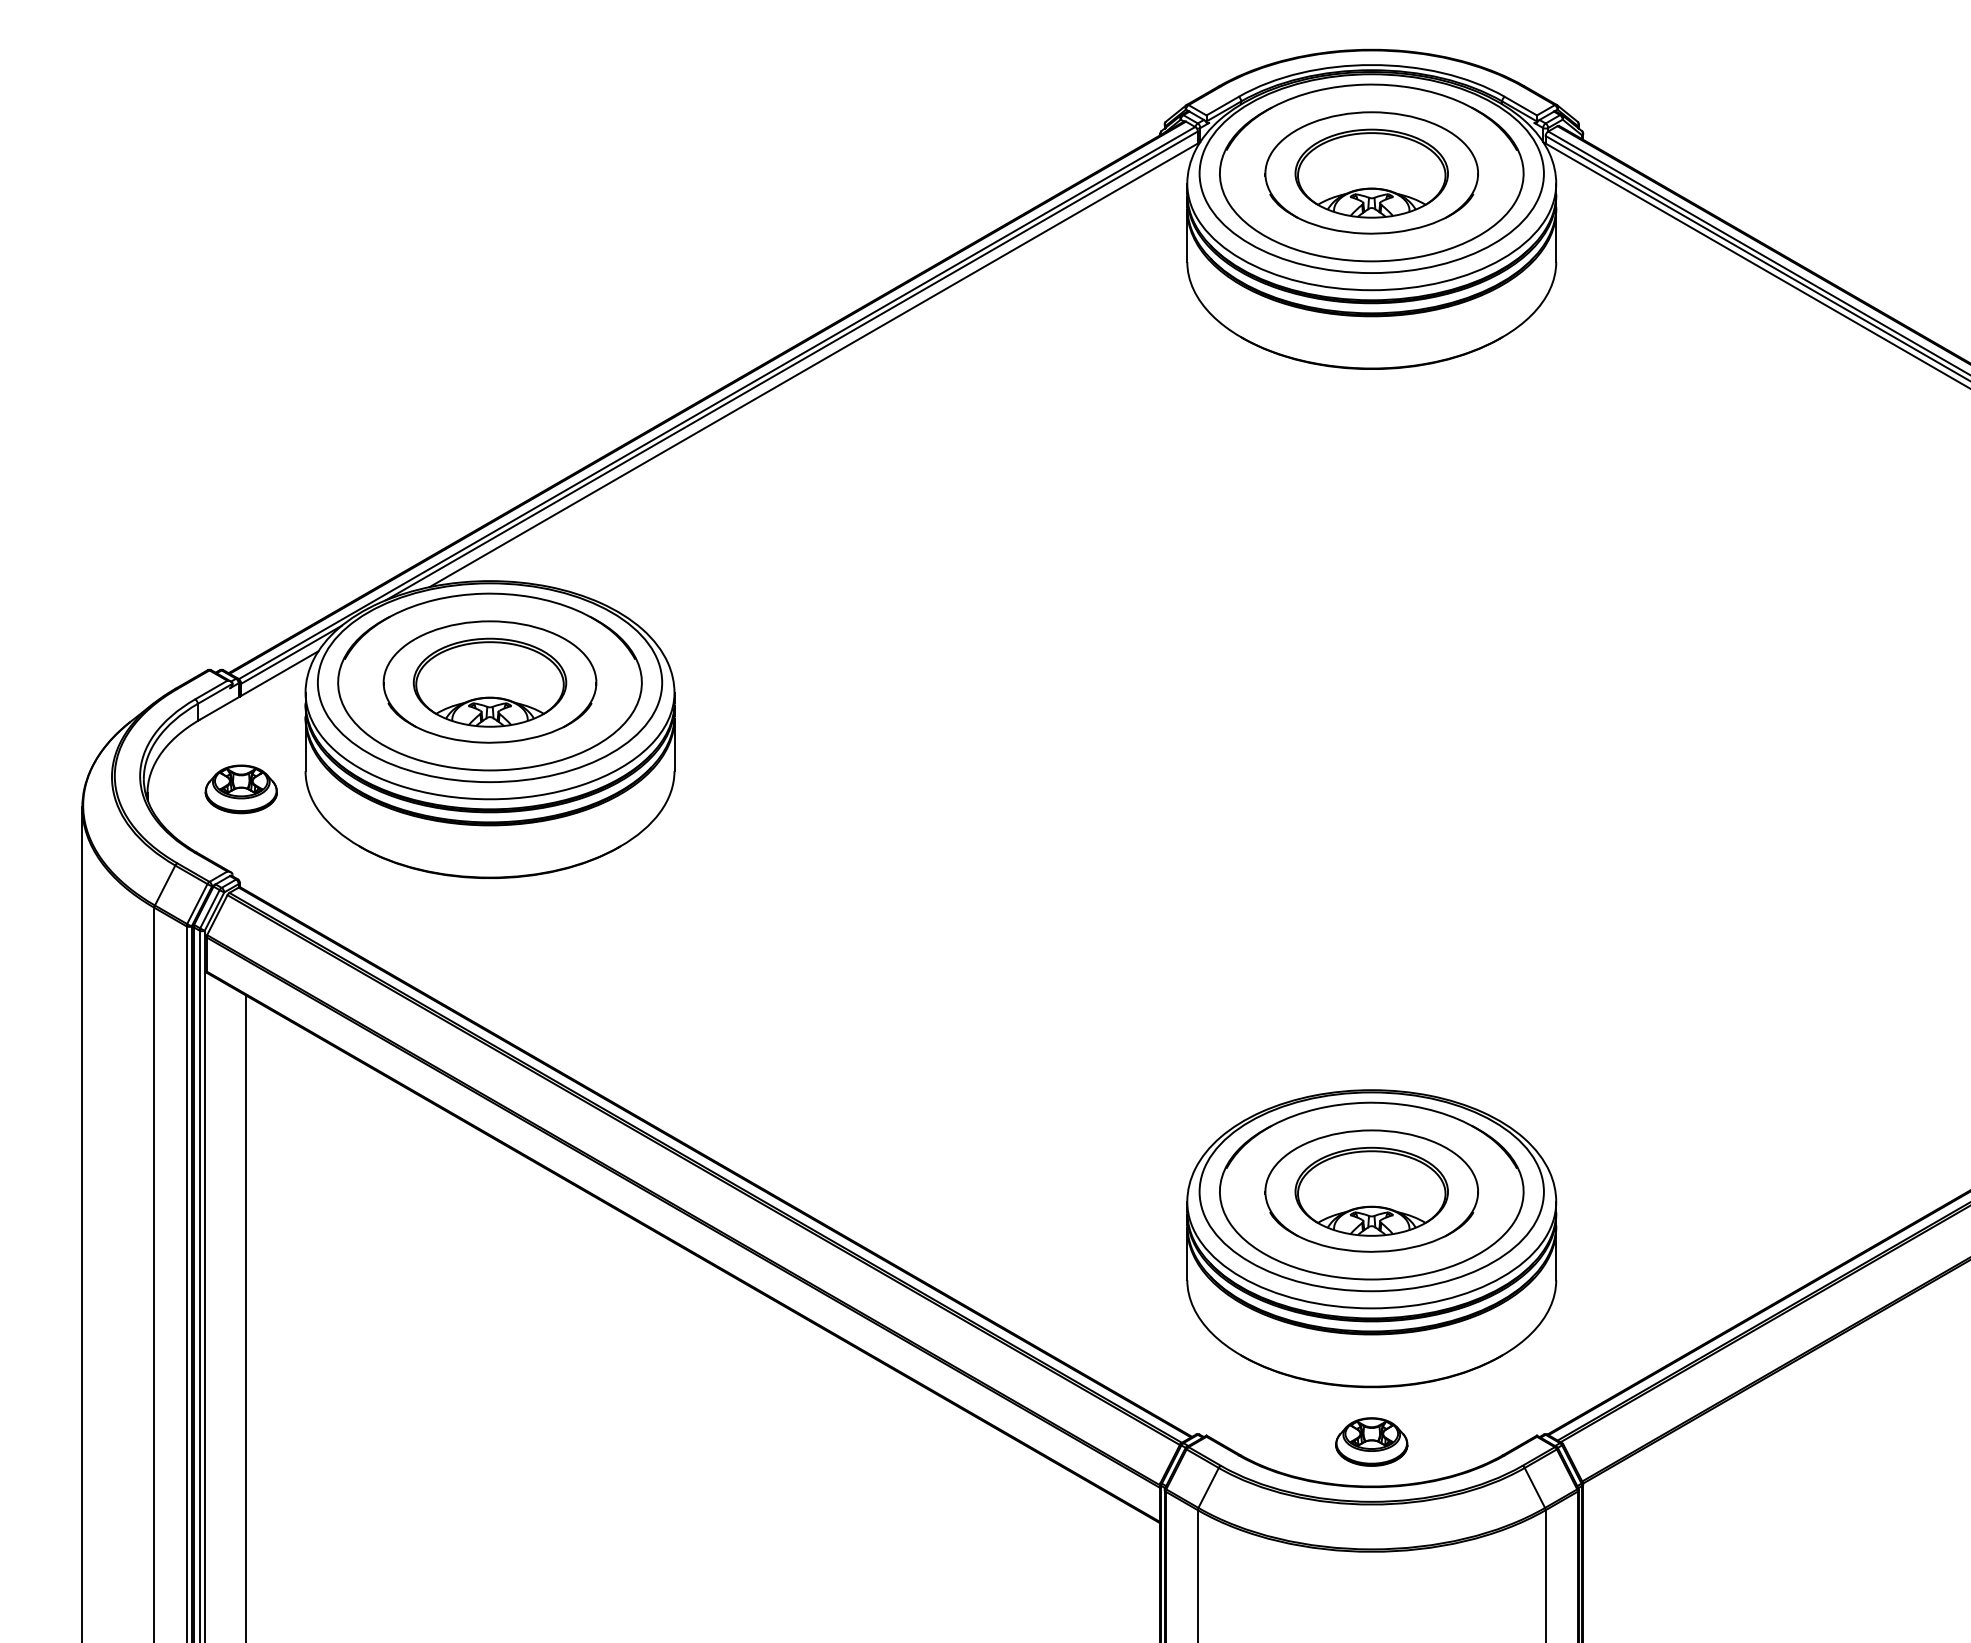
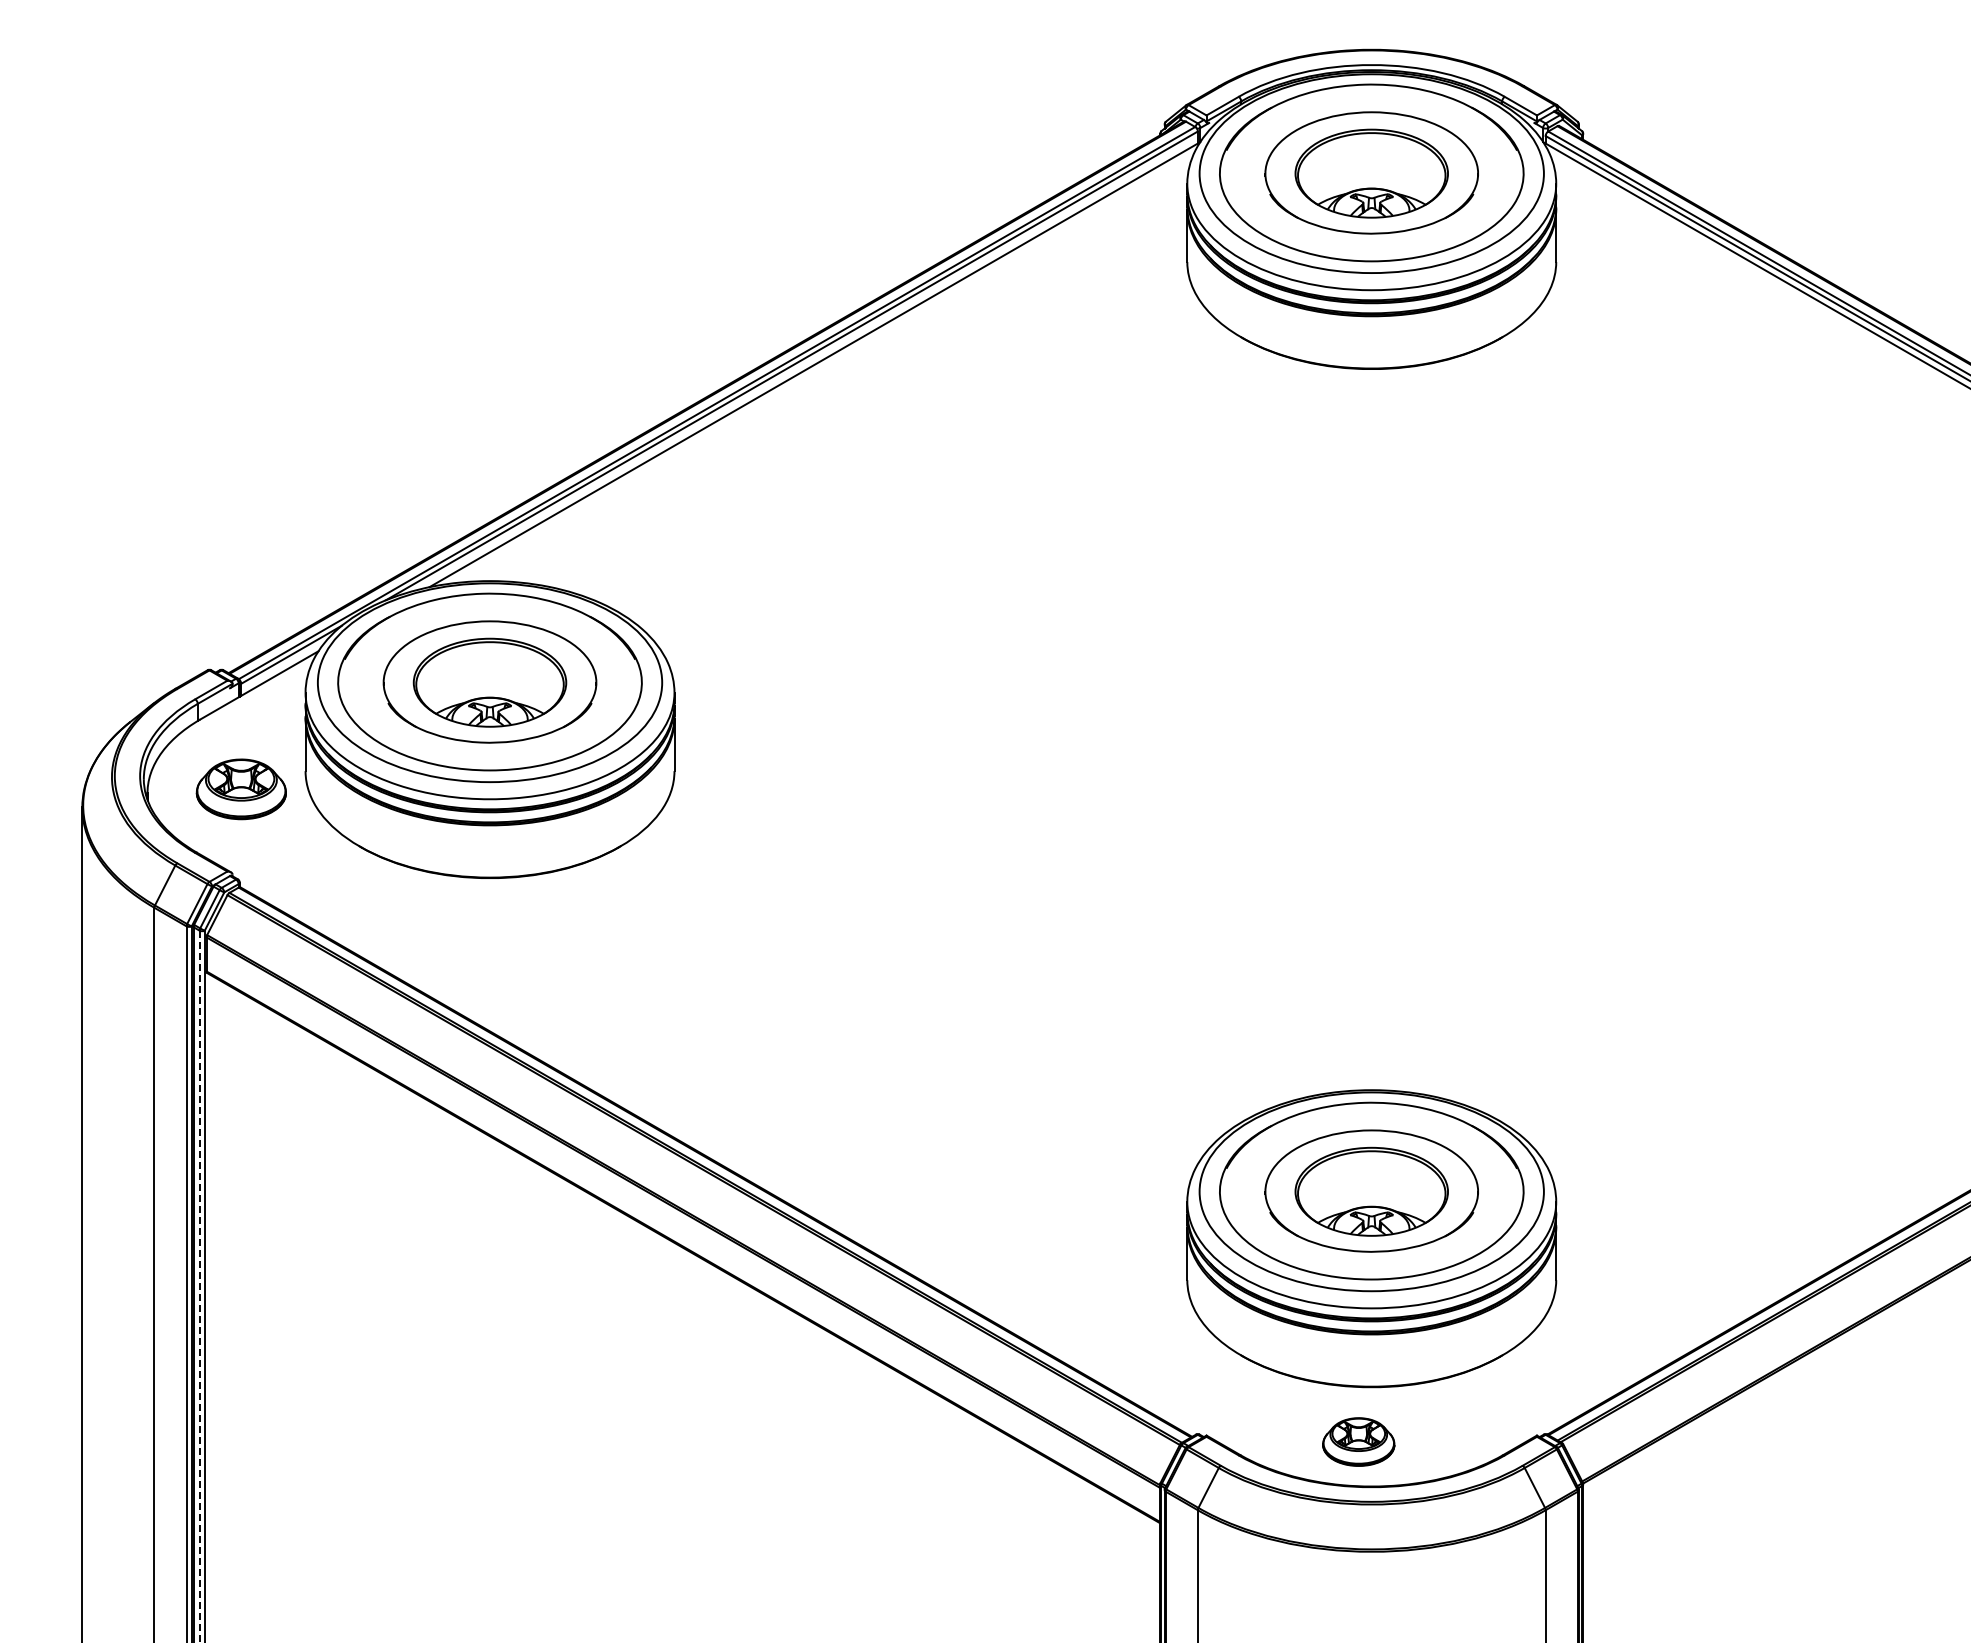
part size: 74x51 px -> 92x63 px (240, 789)
line: solid -> dashed (199, 1286)
line: present -> none (245, 1317)
part position: (1371, 1441) -> (1358, 1441) (1358, 1441)
